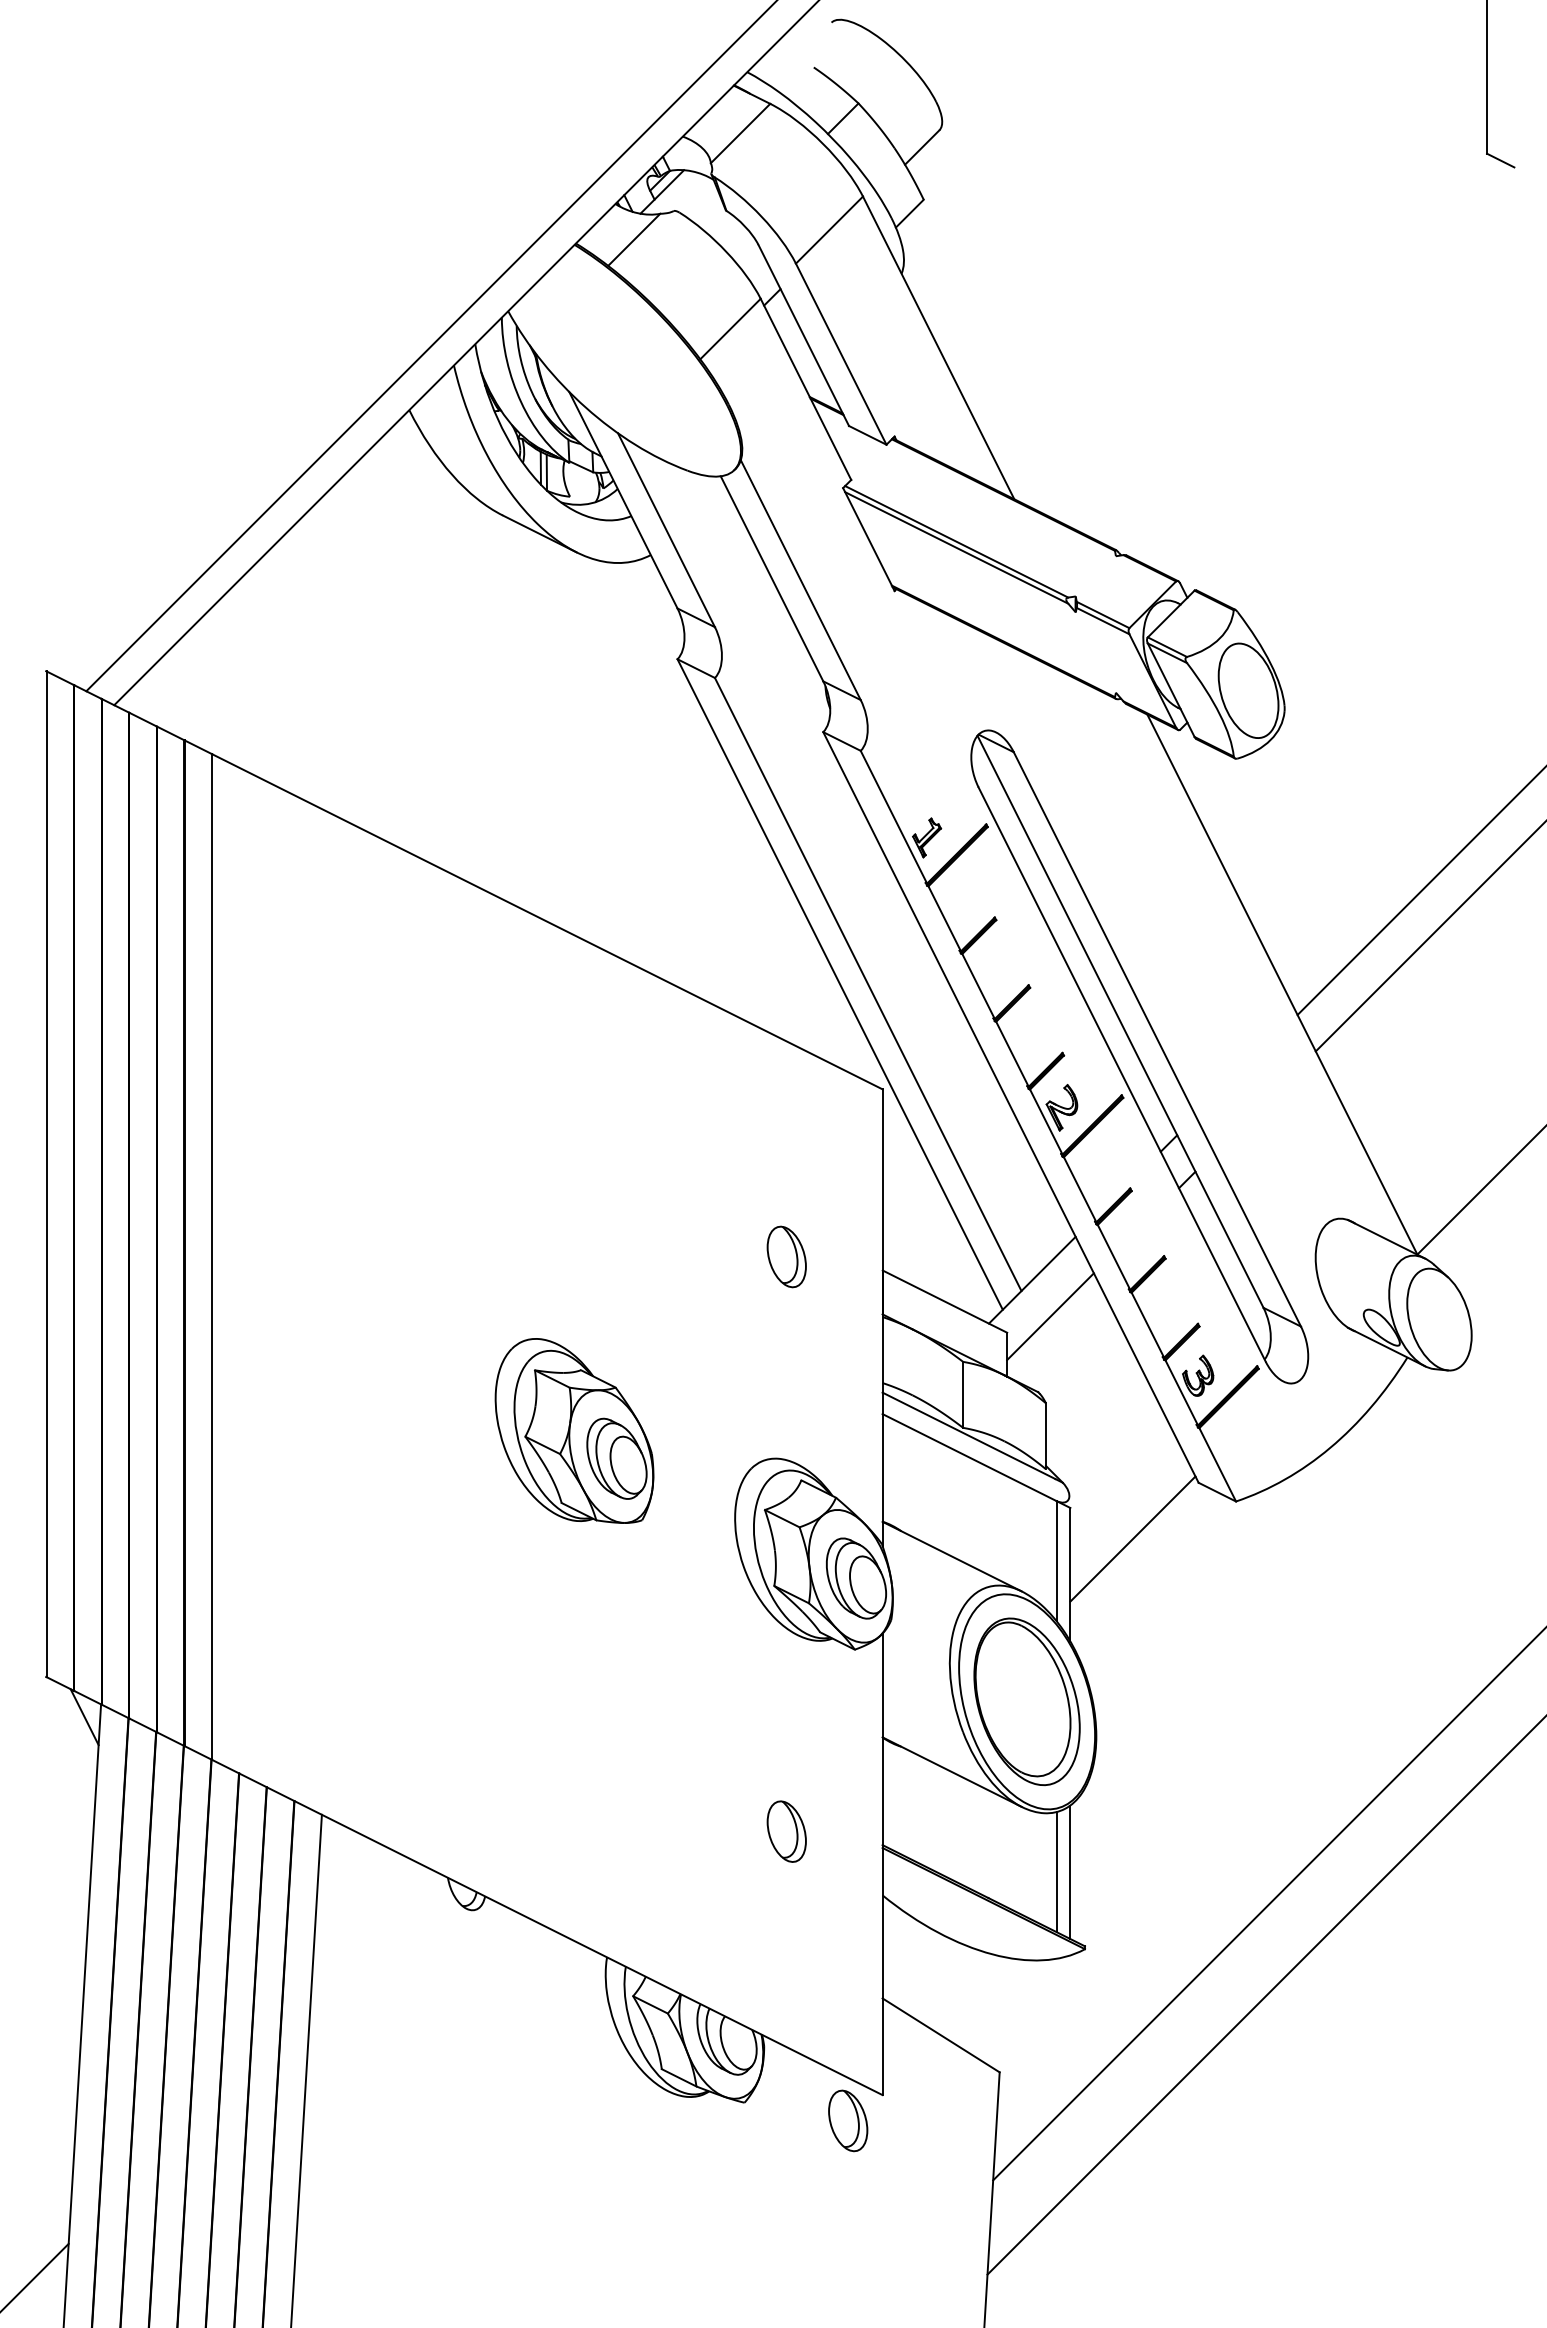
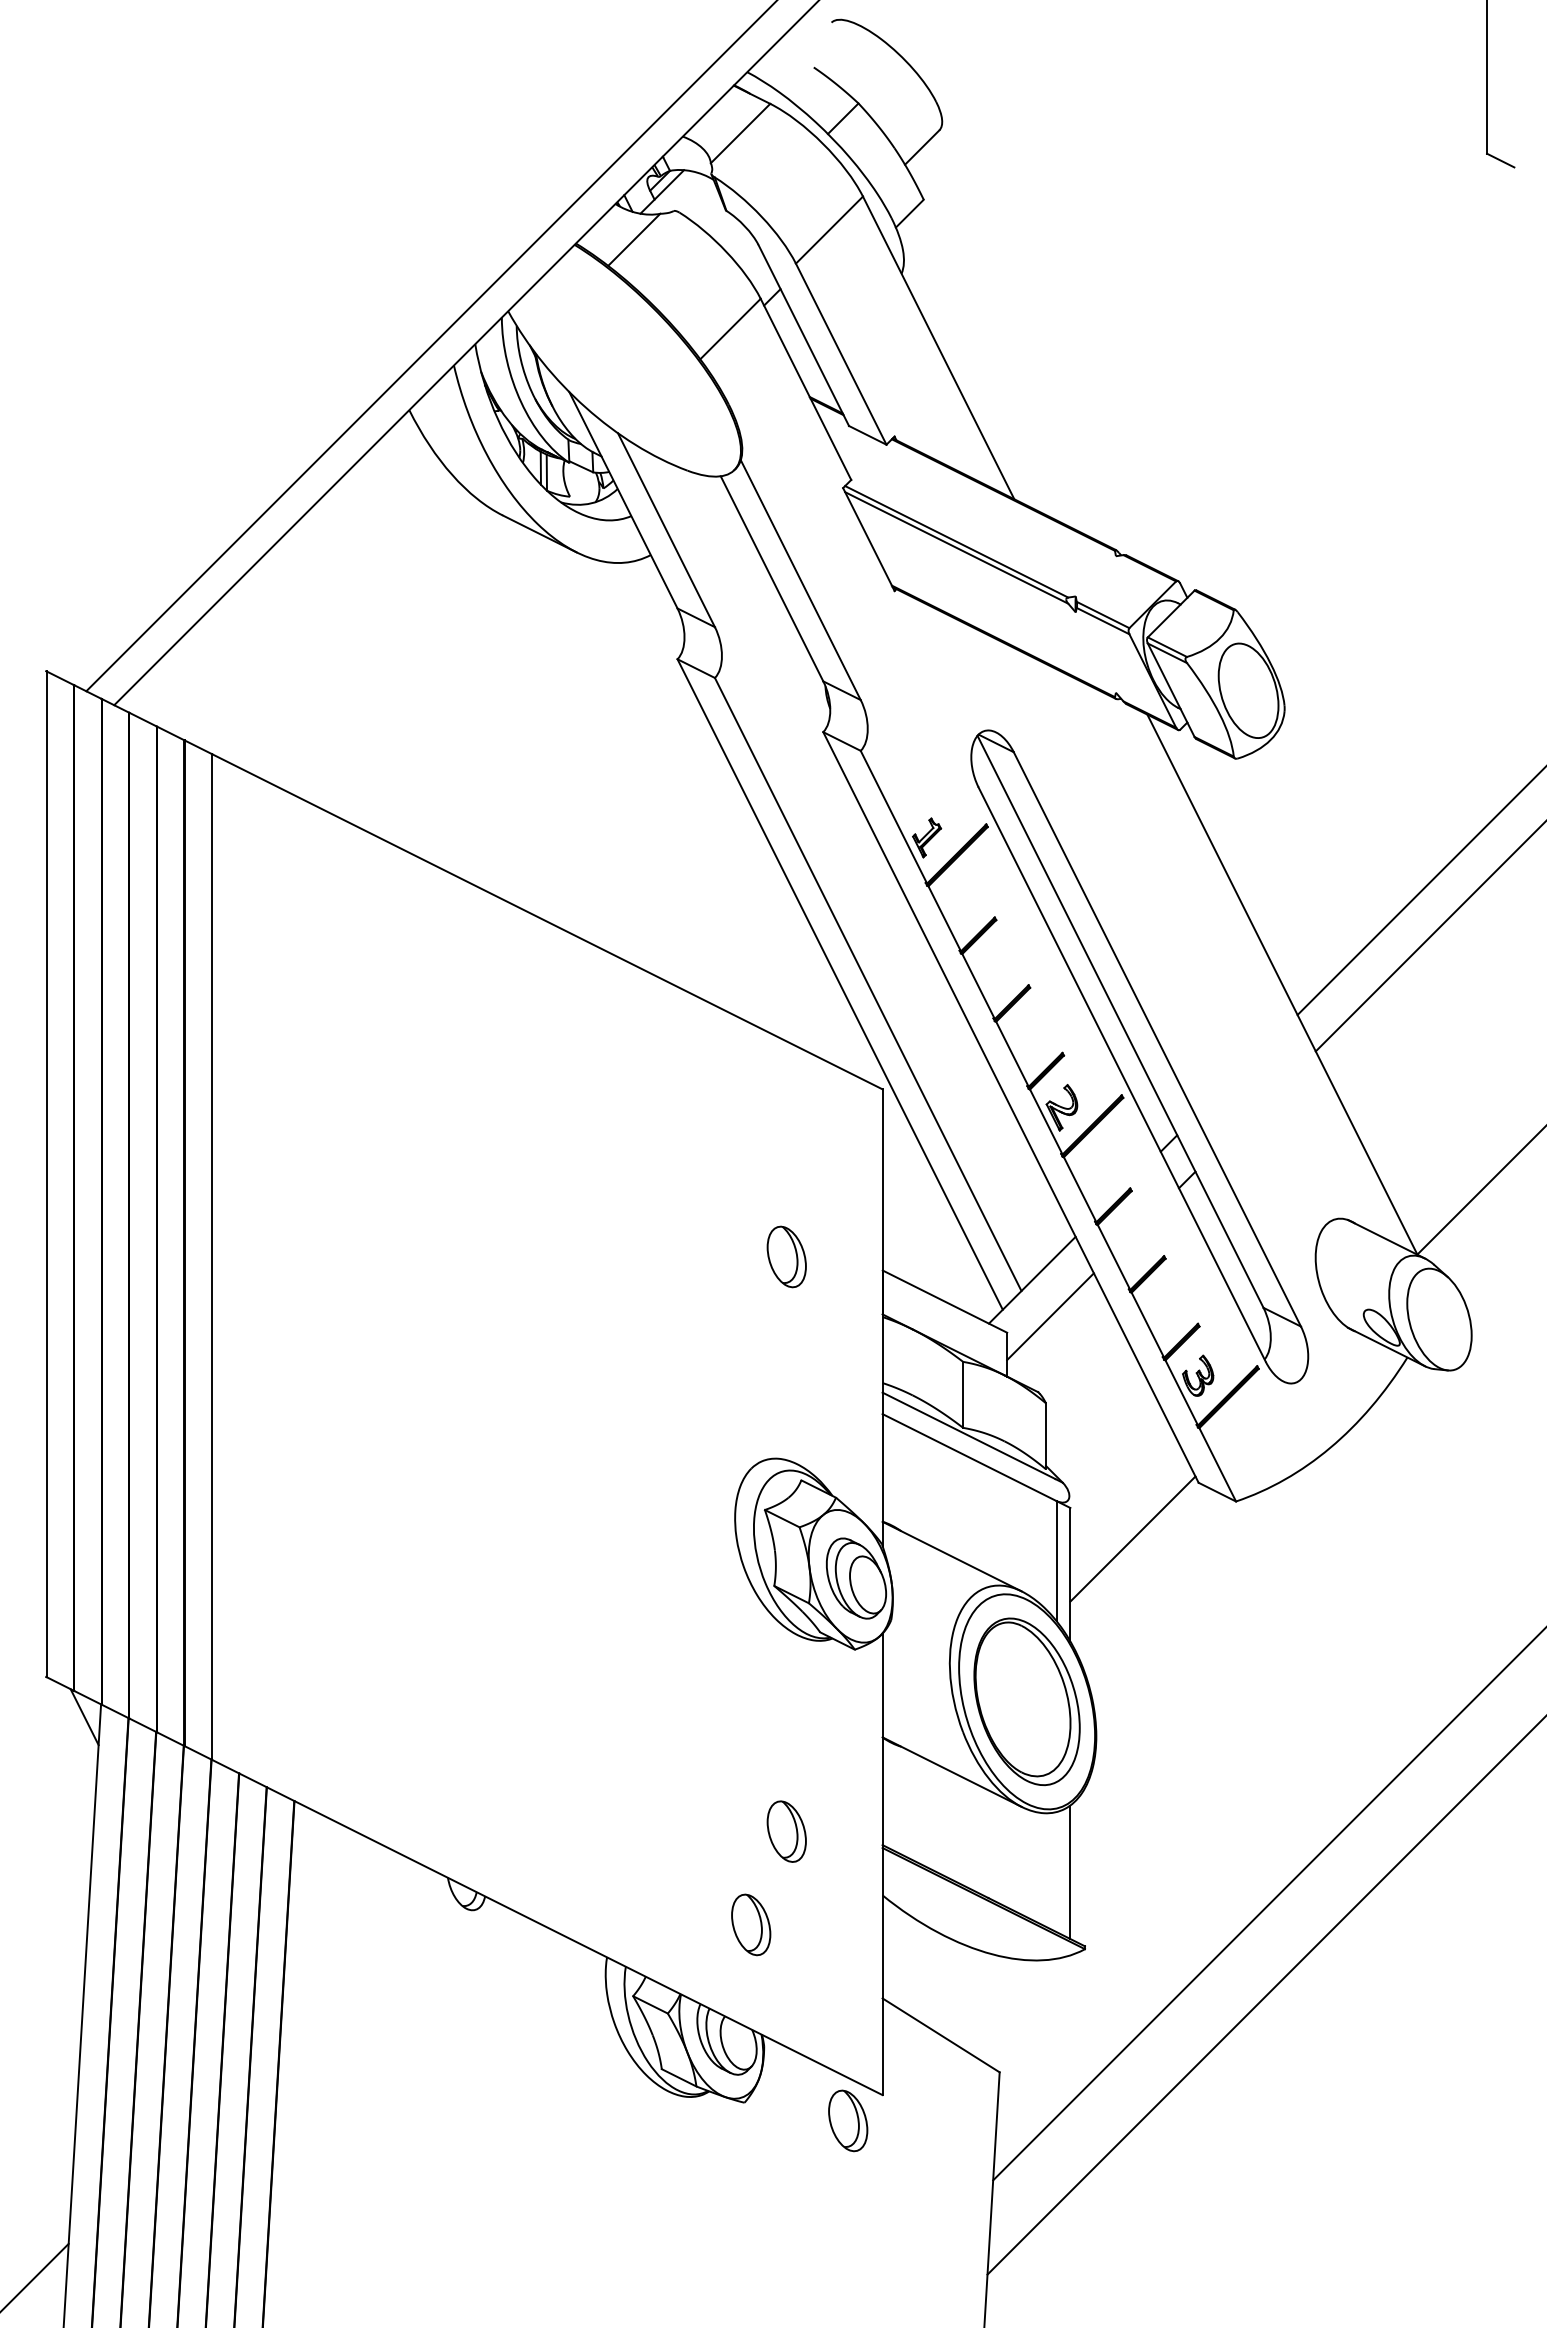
part: present -> none (574, 1430)
line: present -> none (1056, 1872)
part: none -> present (751, 1924)
line: present -> none (306, 2069)
